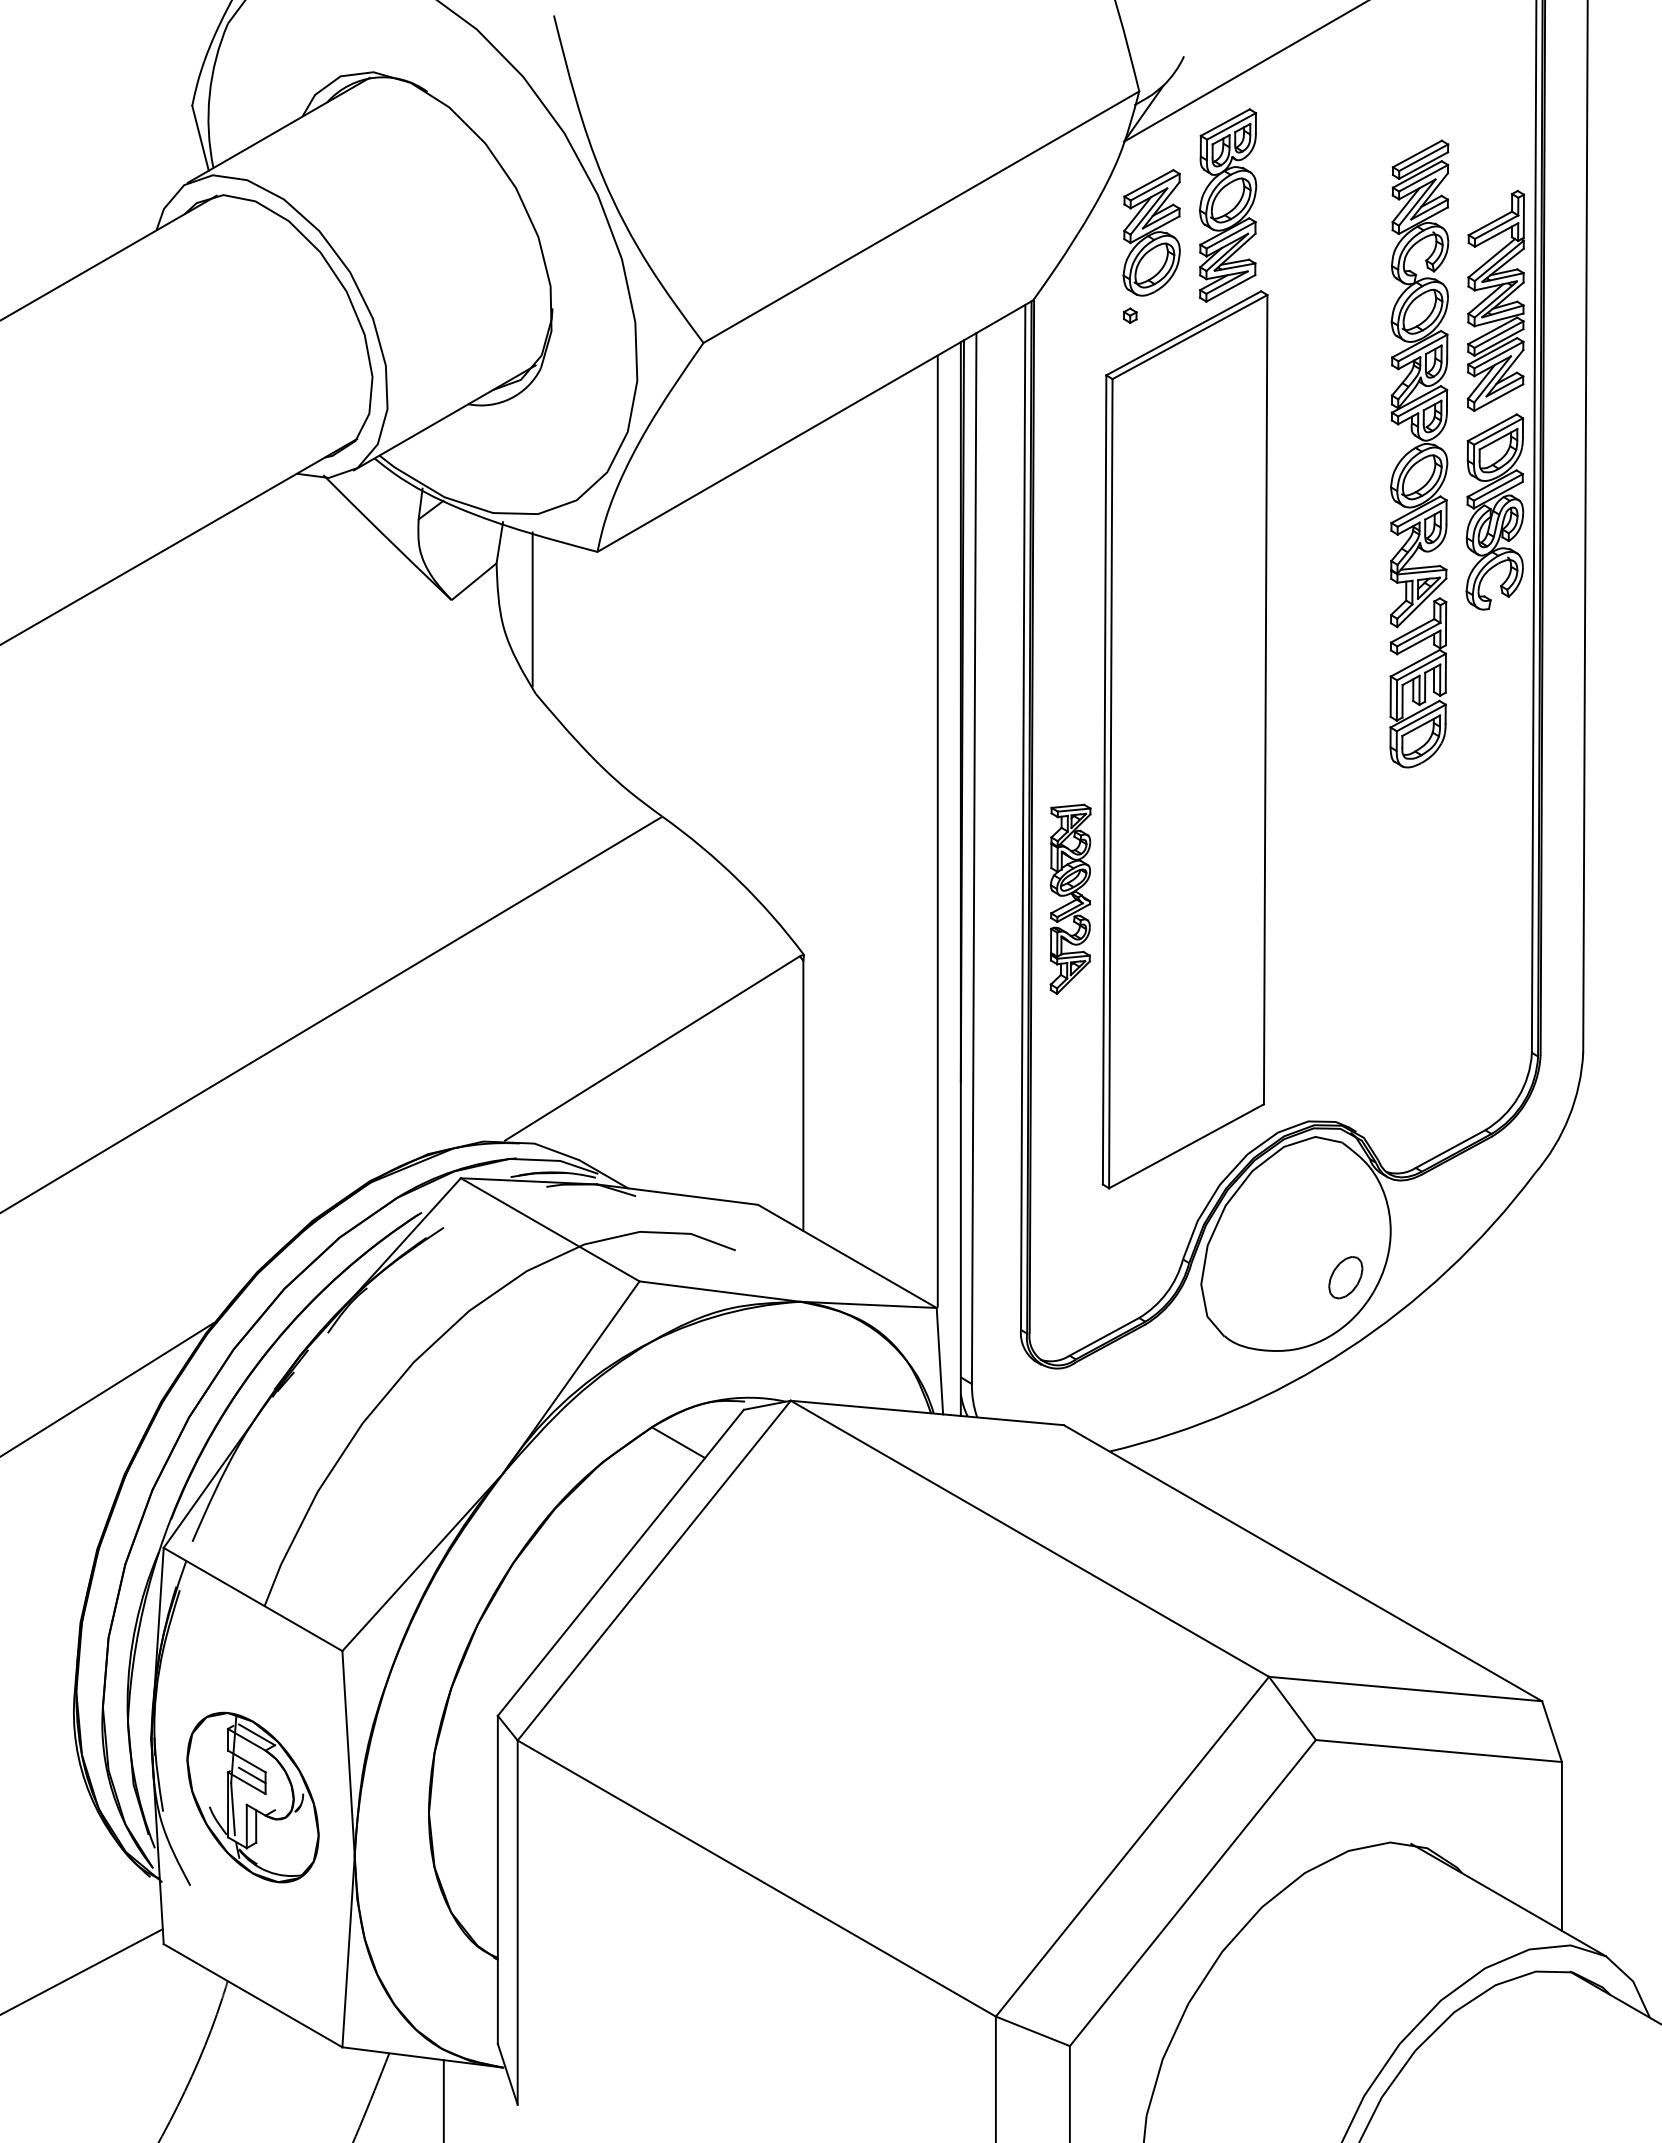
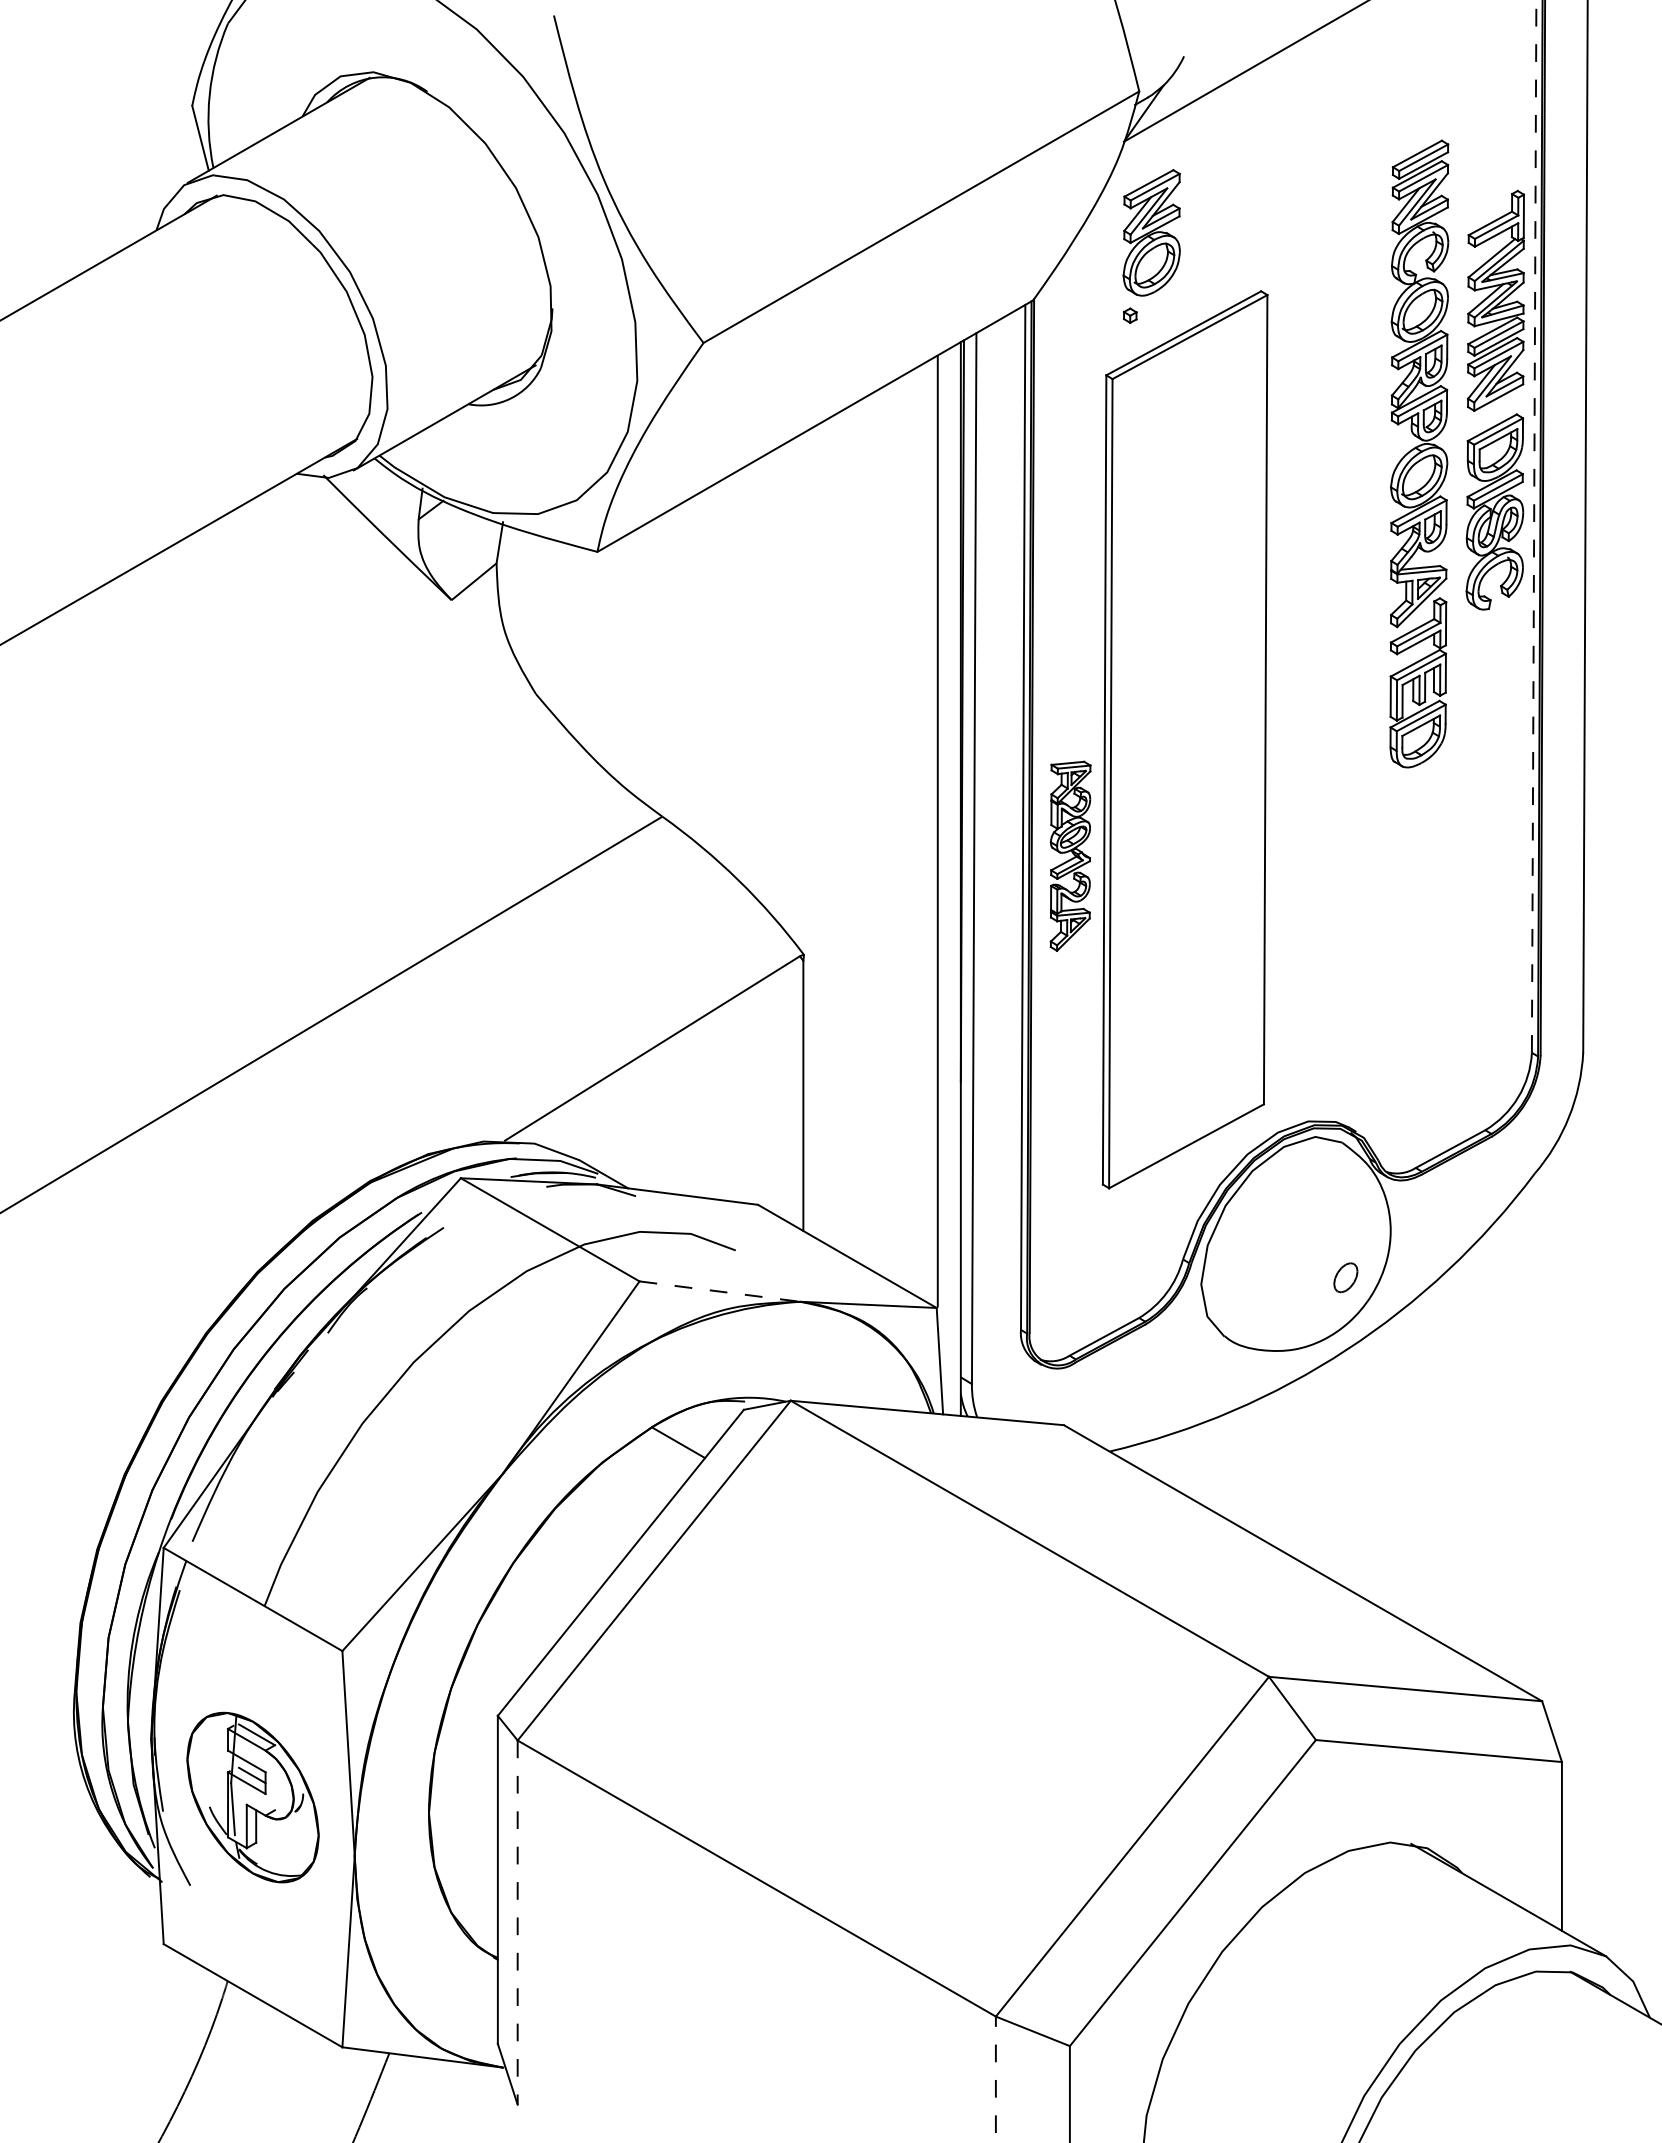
part: present -> none (1227, 205)
line: solid -> dashed (1534, 526)
line: present -> none (532, 609)
part position: (1070, 898) -> (1070, 855) (1070, 855)
part size: 36x44 px -> 26x32 px (1345, 1277)
line: solid -> dashed (720, 1291)
line: present -> none (107, 1388)
line: solid -> dashed (517, 1923)
line: present -> none (82, 1971)
line: solid -> dashed (995, 2079)
line: present -> none (443, 2099)
